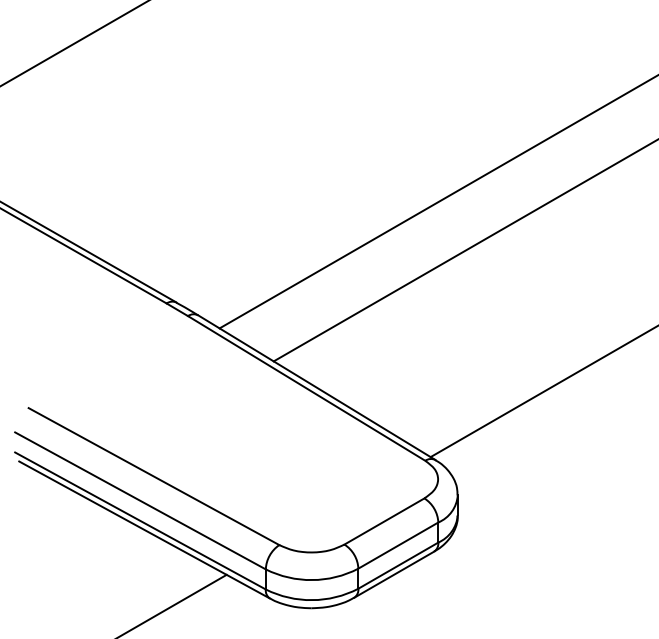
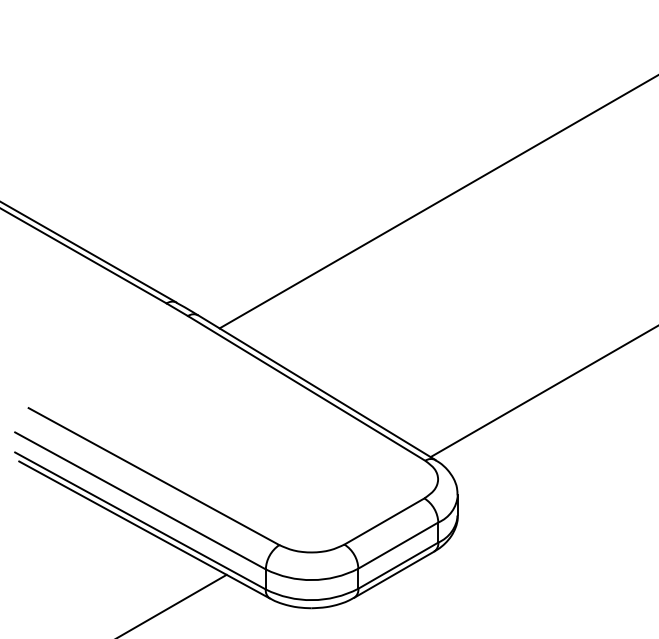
line: present -> none (74, 43)
line: present -> none (464, 250)
